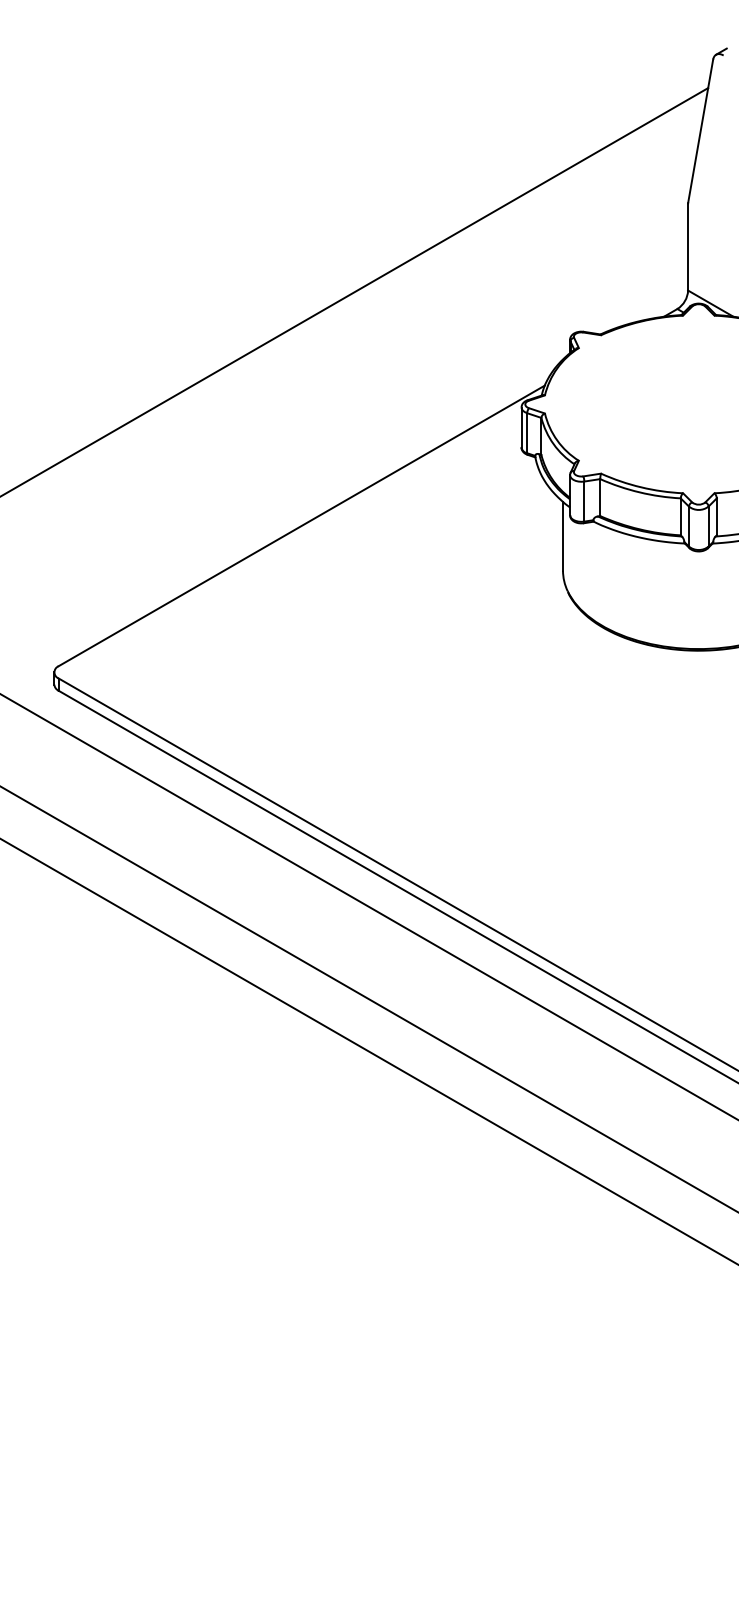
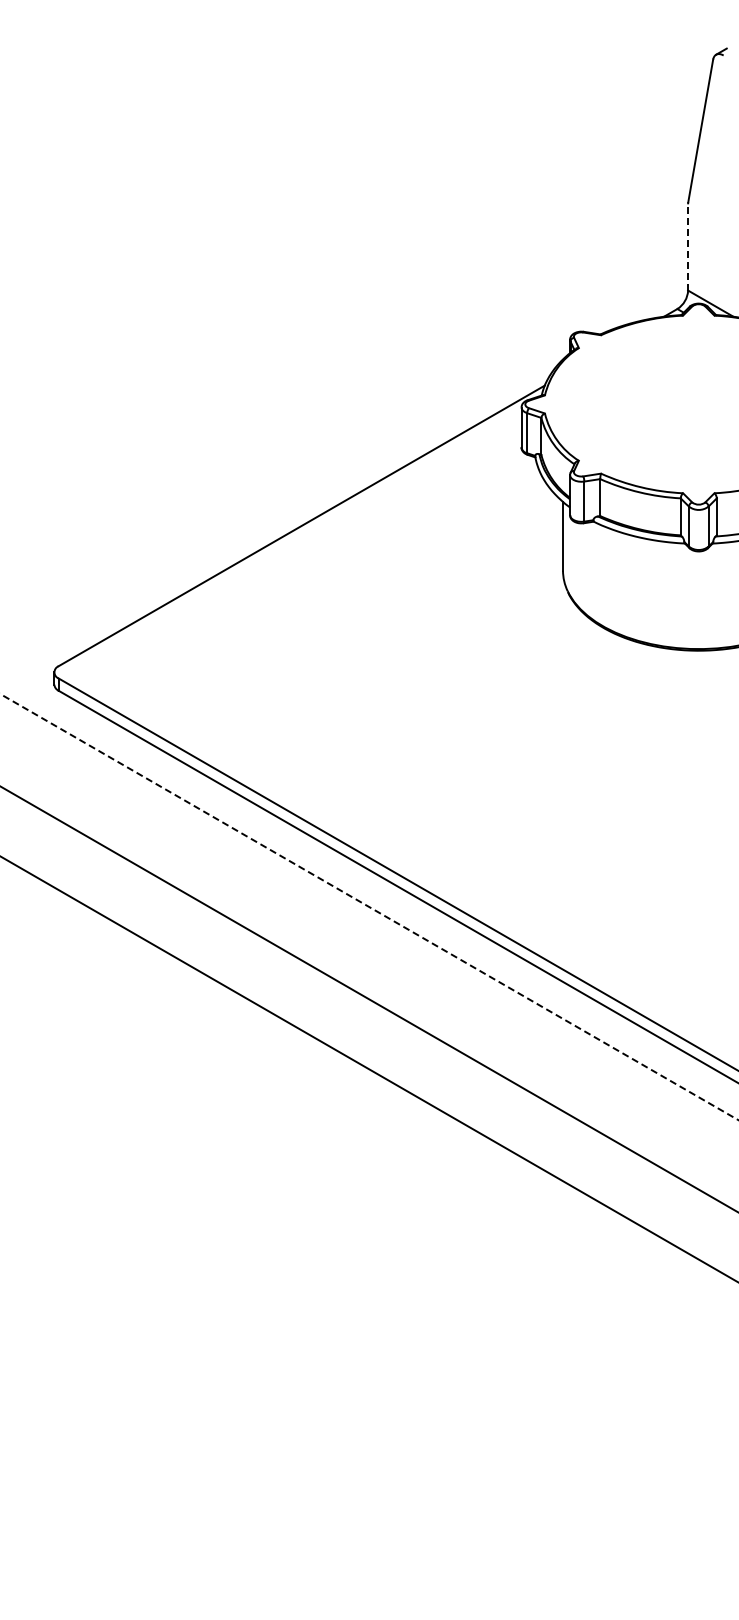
line: solid -> dashed (688, 246)
line: present -> none (355, 291)
line: solid -> dashed (369, 906)
line position: (368, 1051) -> (368, 1068) (368, 1068)
